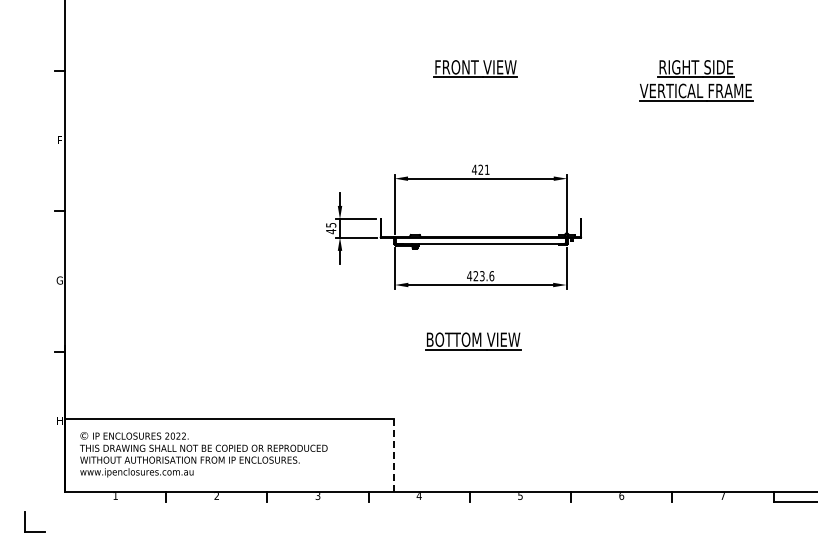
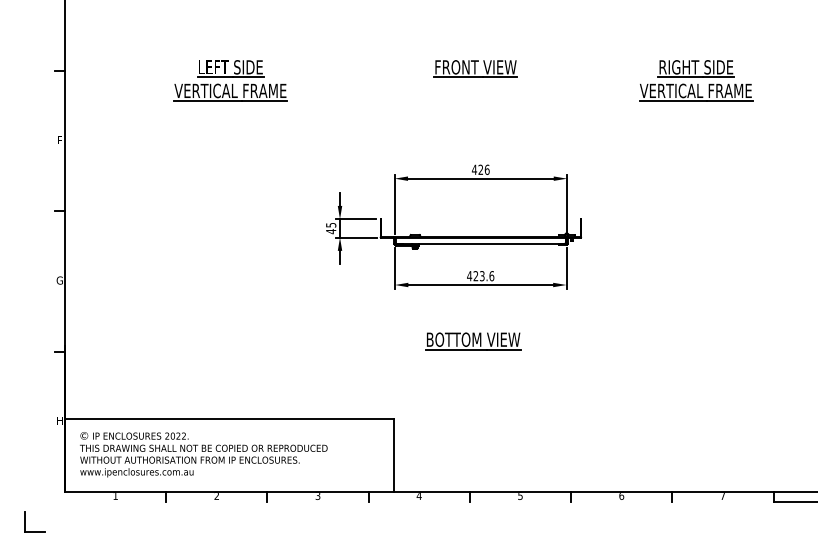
part: none -> present (230, 80)
text: 421 -> 426 (486, 169)
line: dashed -> solid (394, 454)
